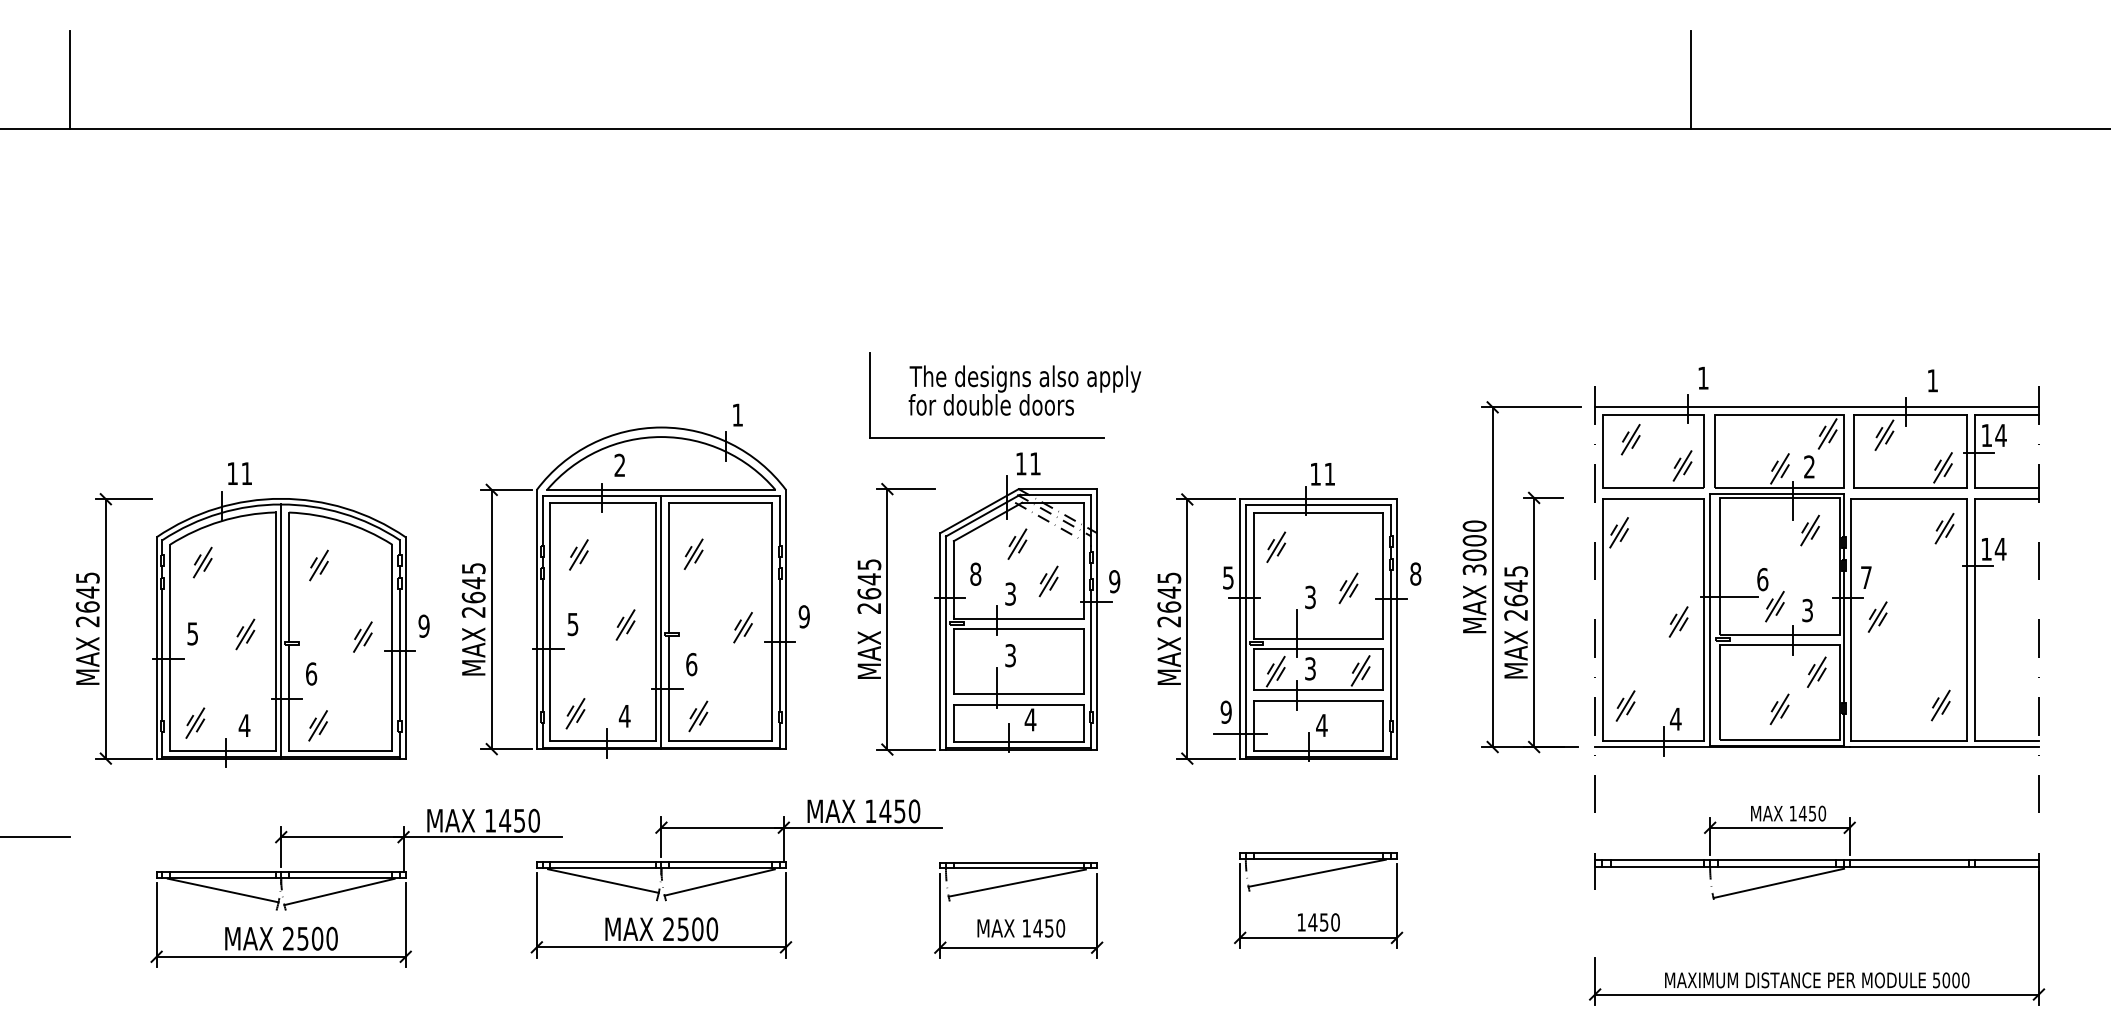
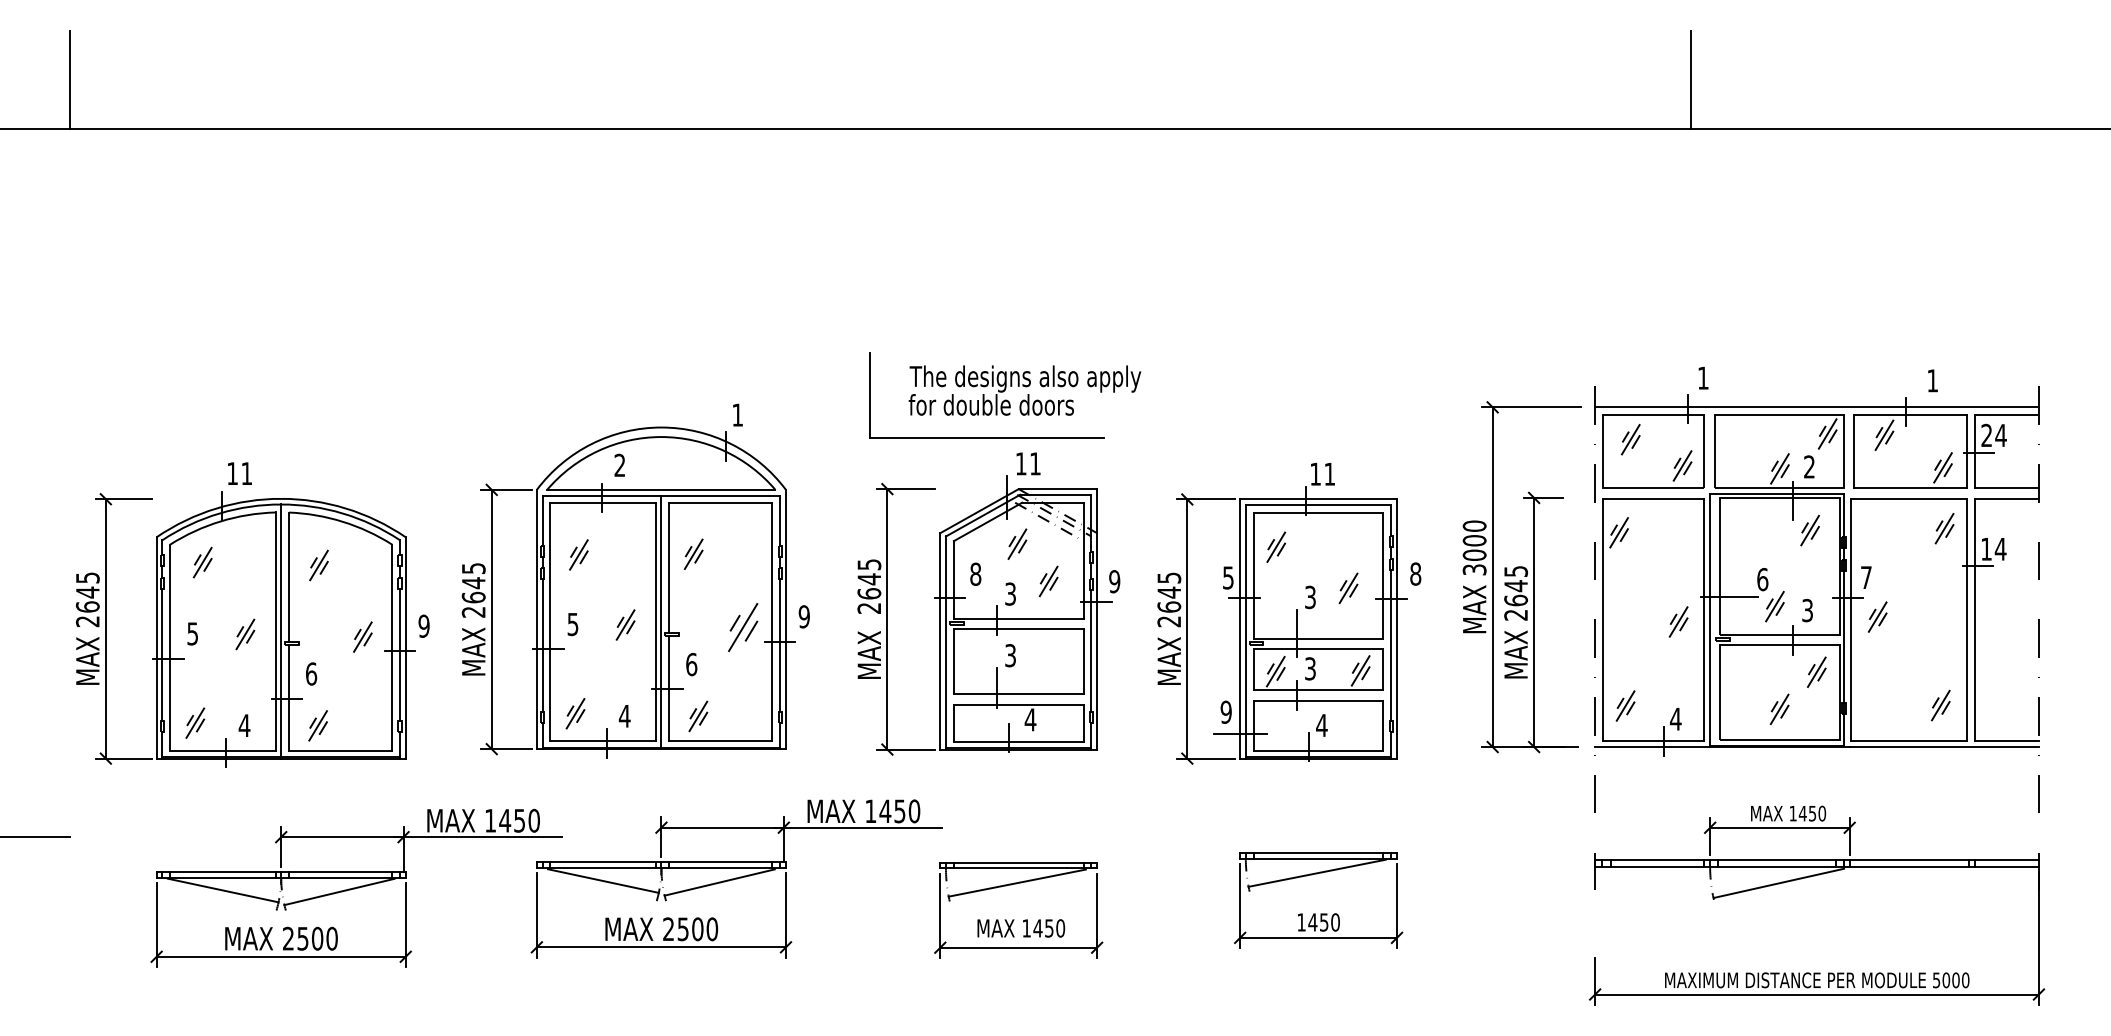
text: 14 -> 24 (1986, 434)
part size: 20x32 px -> 31x50 px (743, 627)
